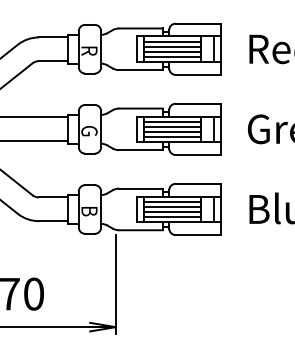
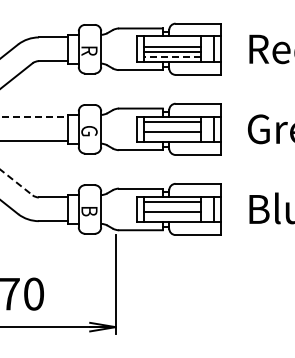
line: present -> none (172, 41)
line: solid -> dashed (172, 56)
line: solid -> dashed (33, 117)
line: present -> none (172, 126)
line: present -> none (172, 137)
line: solid -> dashed (16, 182)
line: present -> none (172, 206)
line: present -> none (172, 217)
